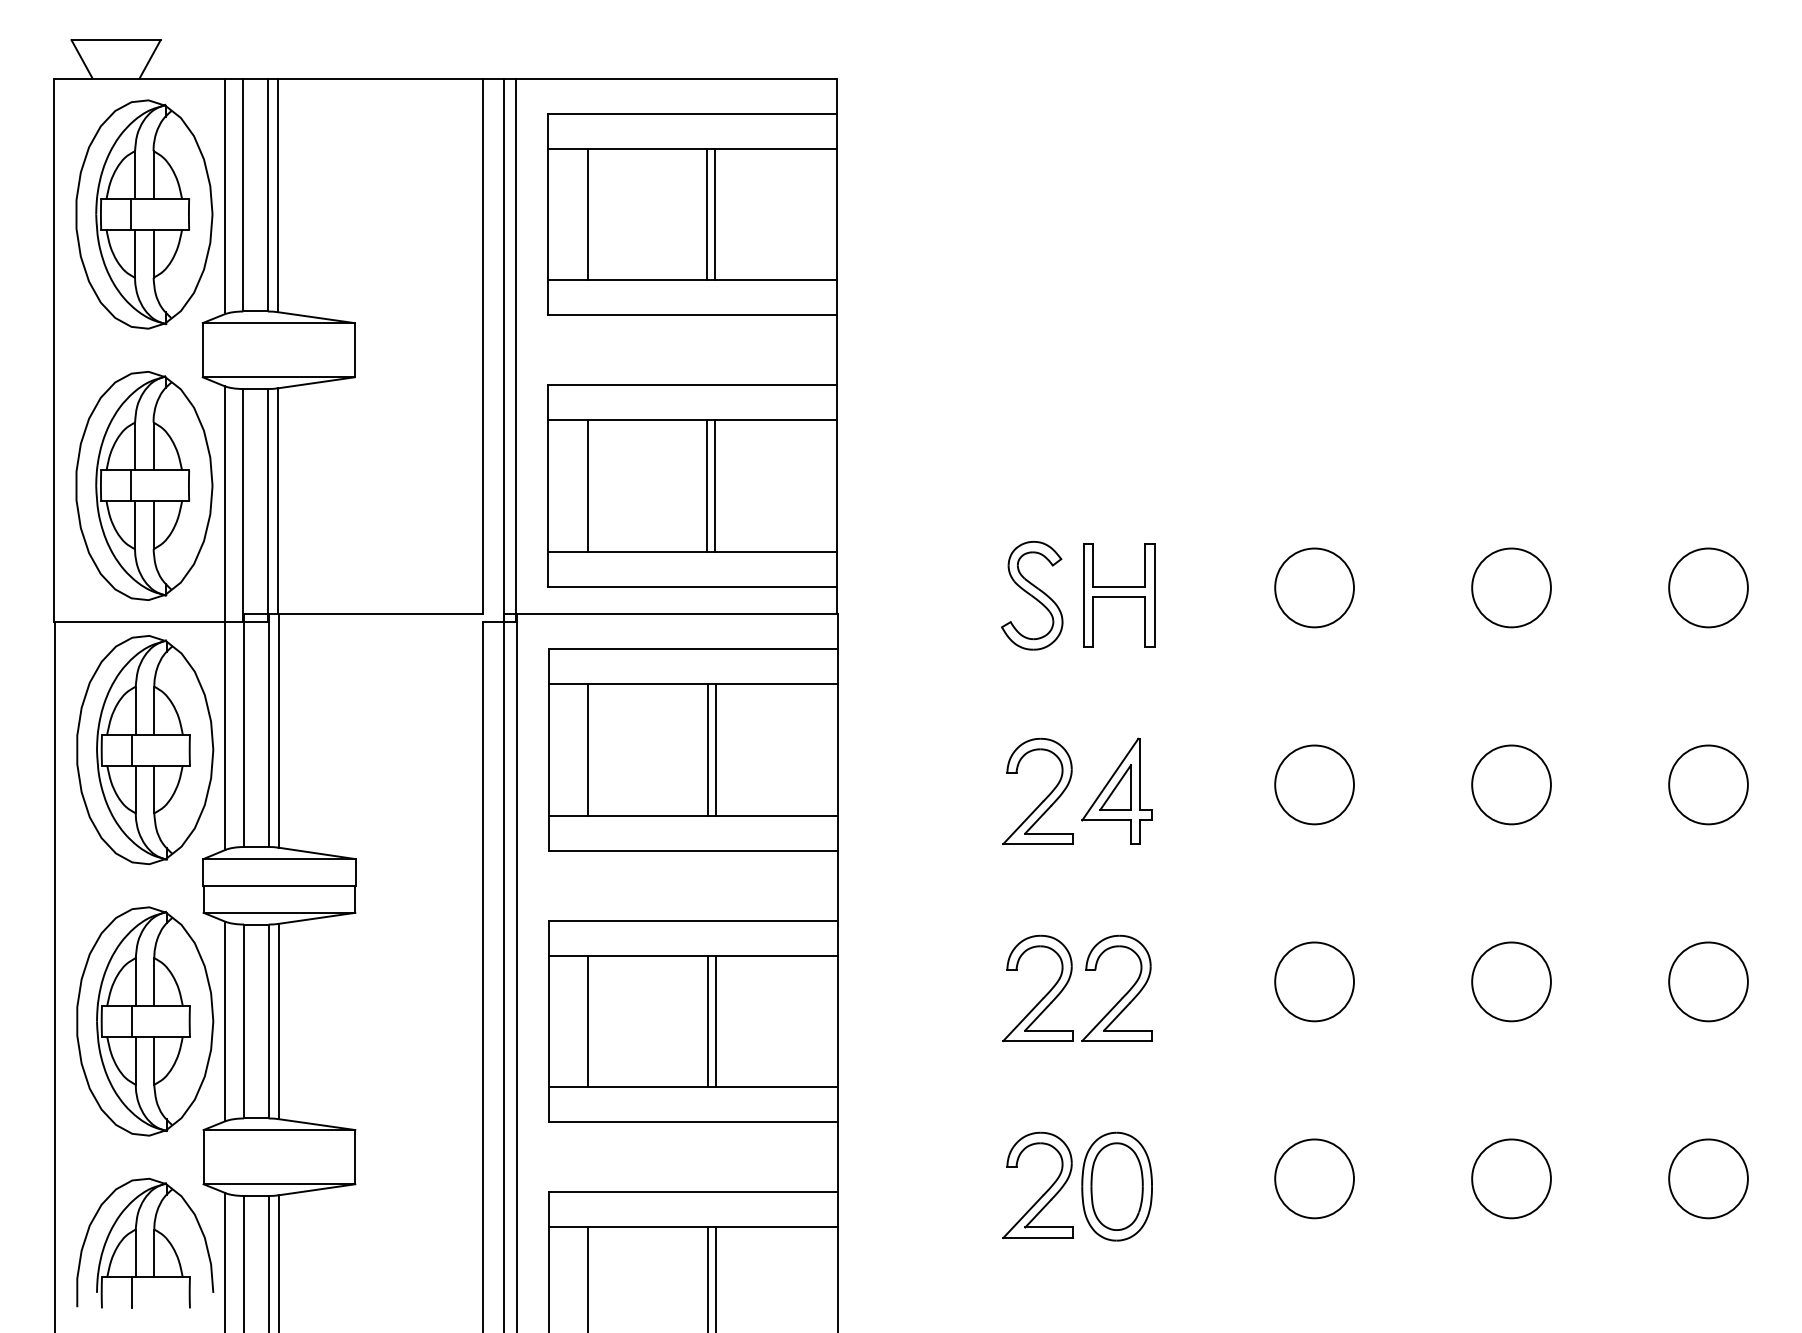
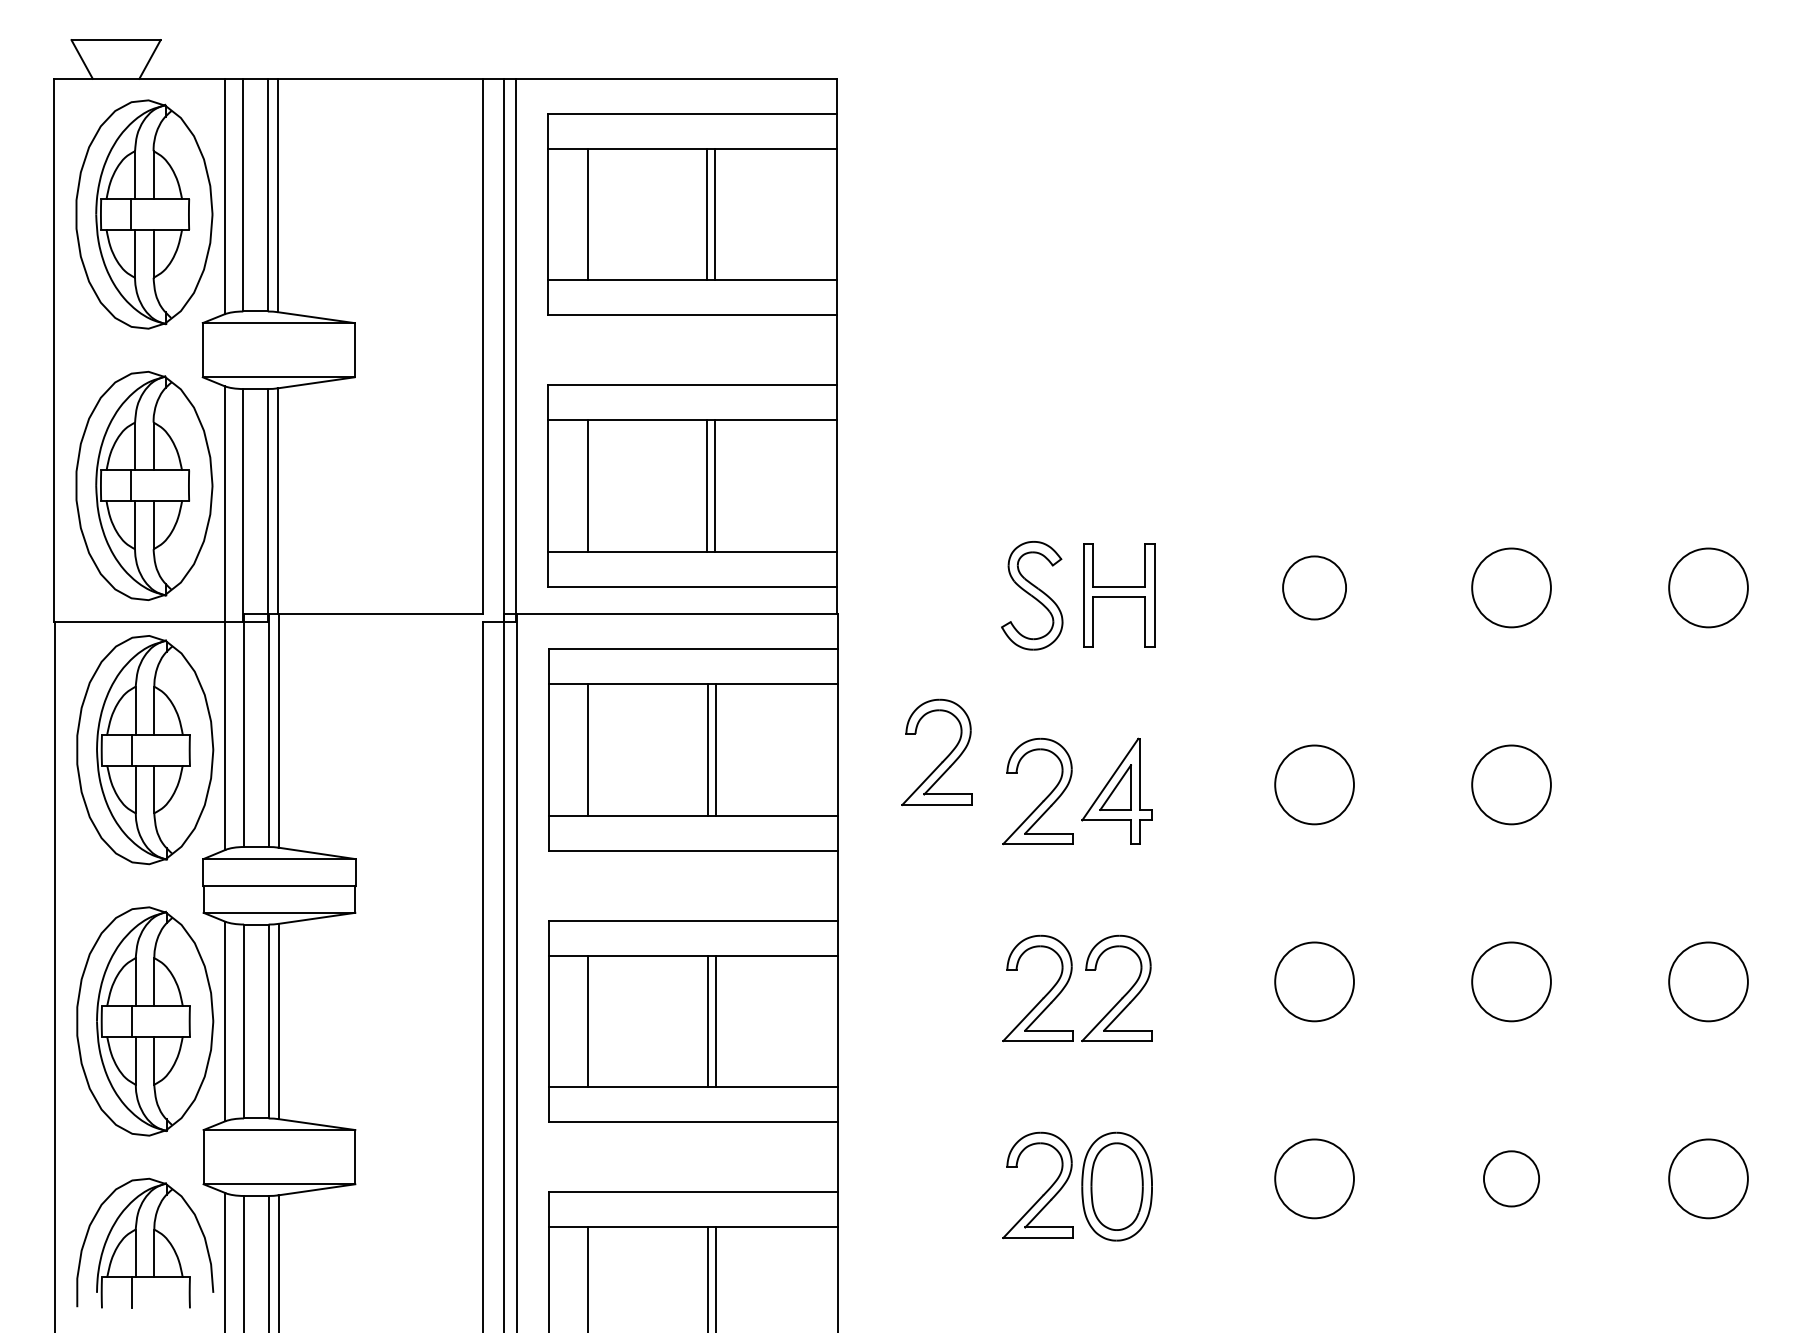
circle diameter: 79 px -> 63 px (1314, 587)
part: none -> present (943, 759)
circle: present -> none (1708, 784)
circle diameter: 79 px -> 55 px (1511, 1178)
